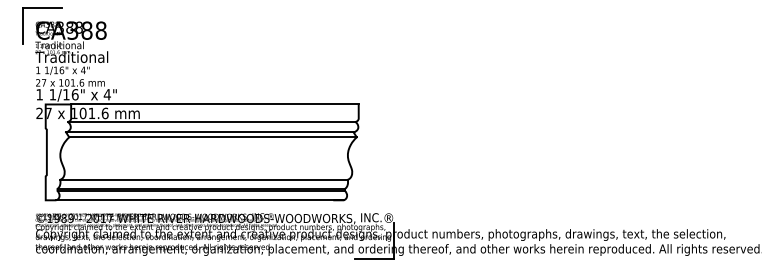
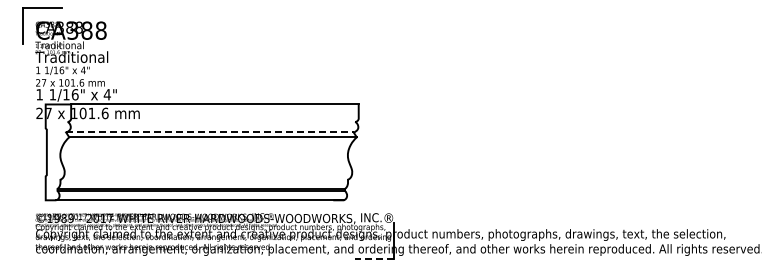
line: present -> none (211, 122)
line: solid -> dashed (209, 132)
line: present -> none (204, 179)
line: solid -> dashed (374, 259)
